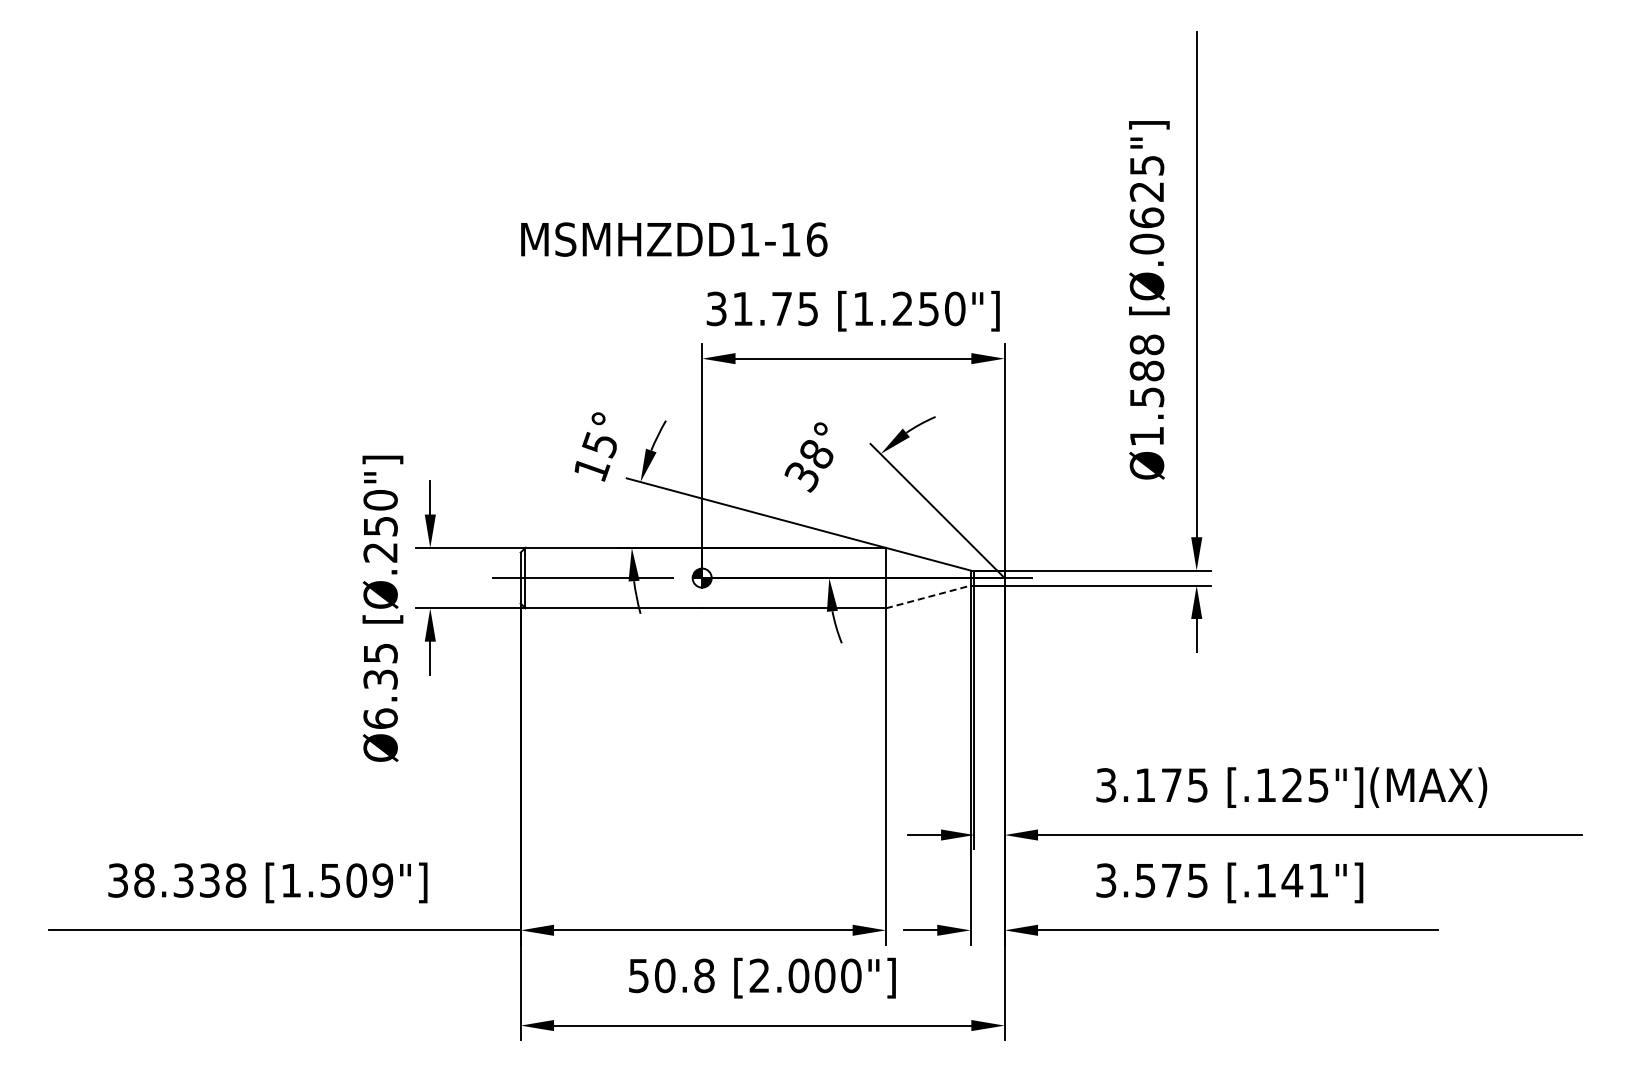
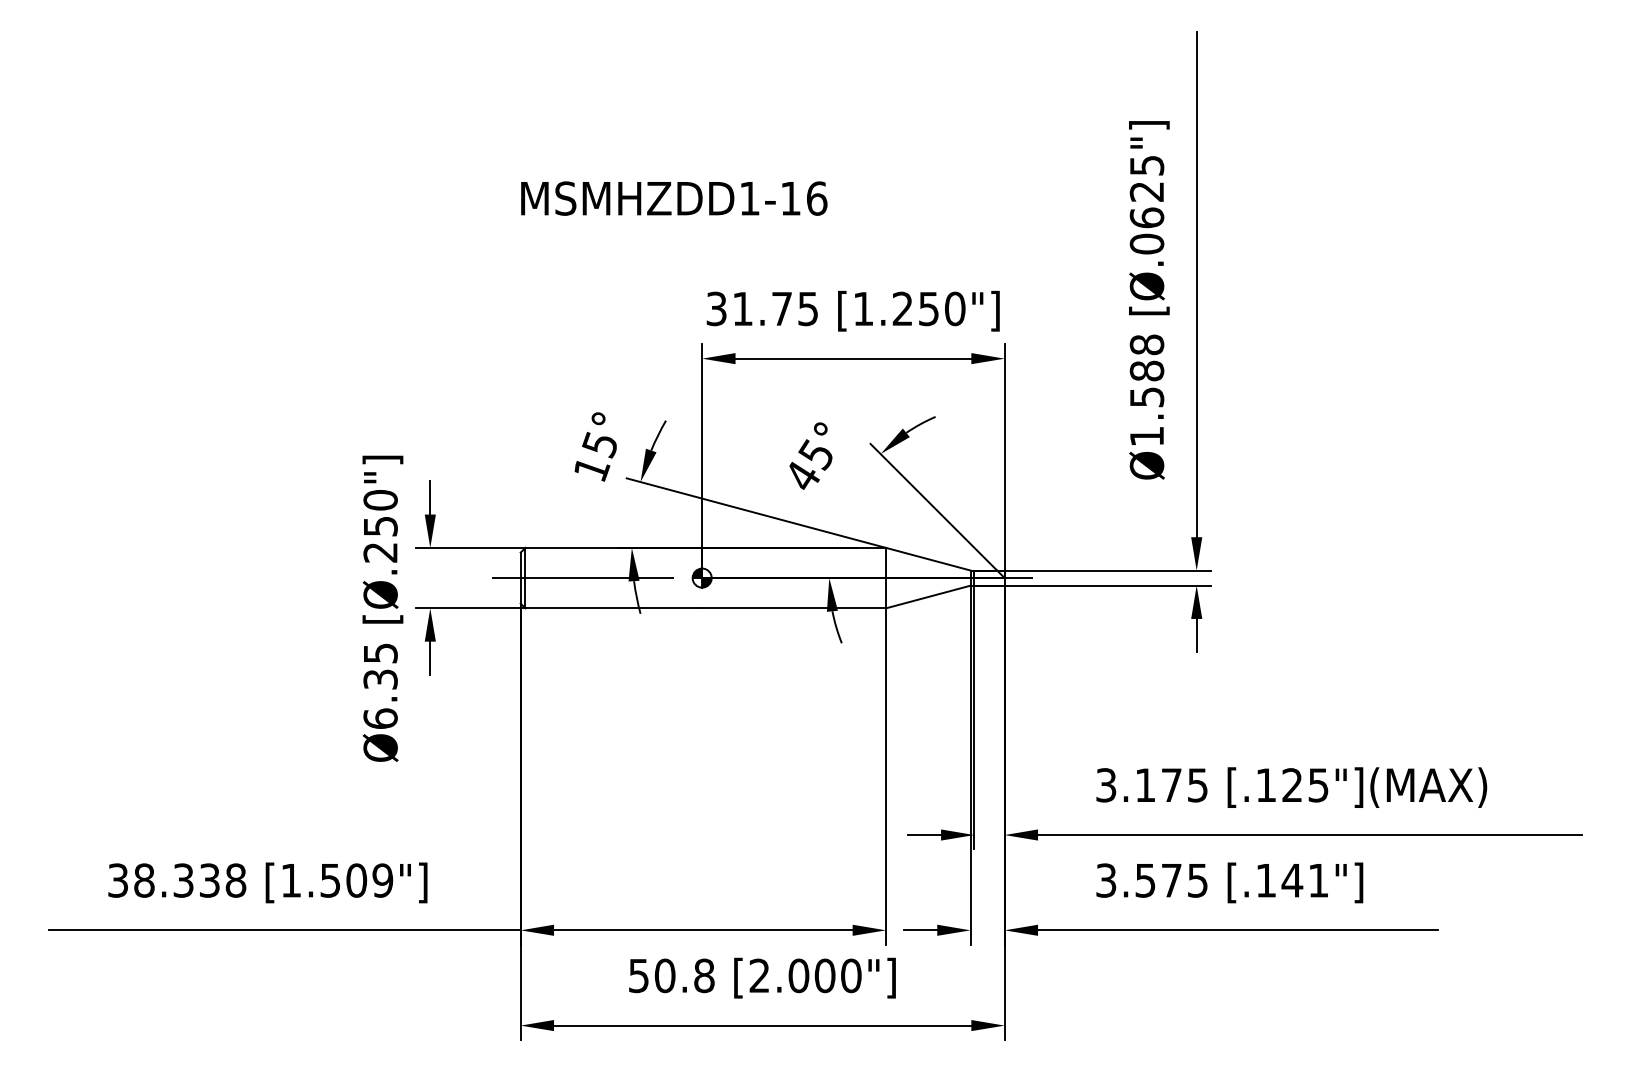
text position: (674, 239) -> (674, 198) (674, 198)
text: 38° -> 45° (808, 465)
line: dashed -> solid (928, 597)
